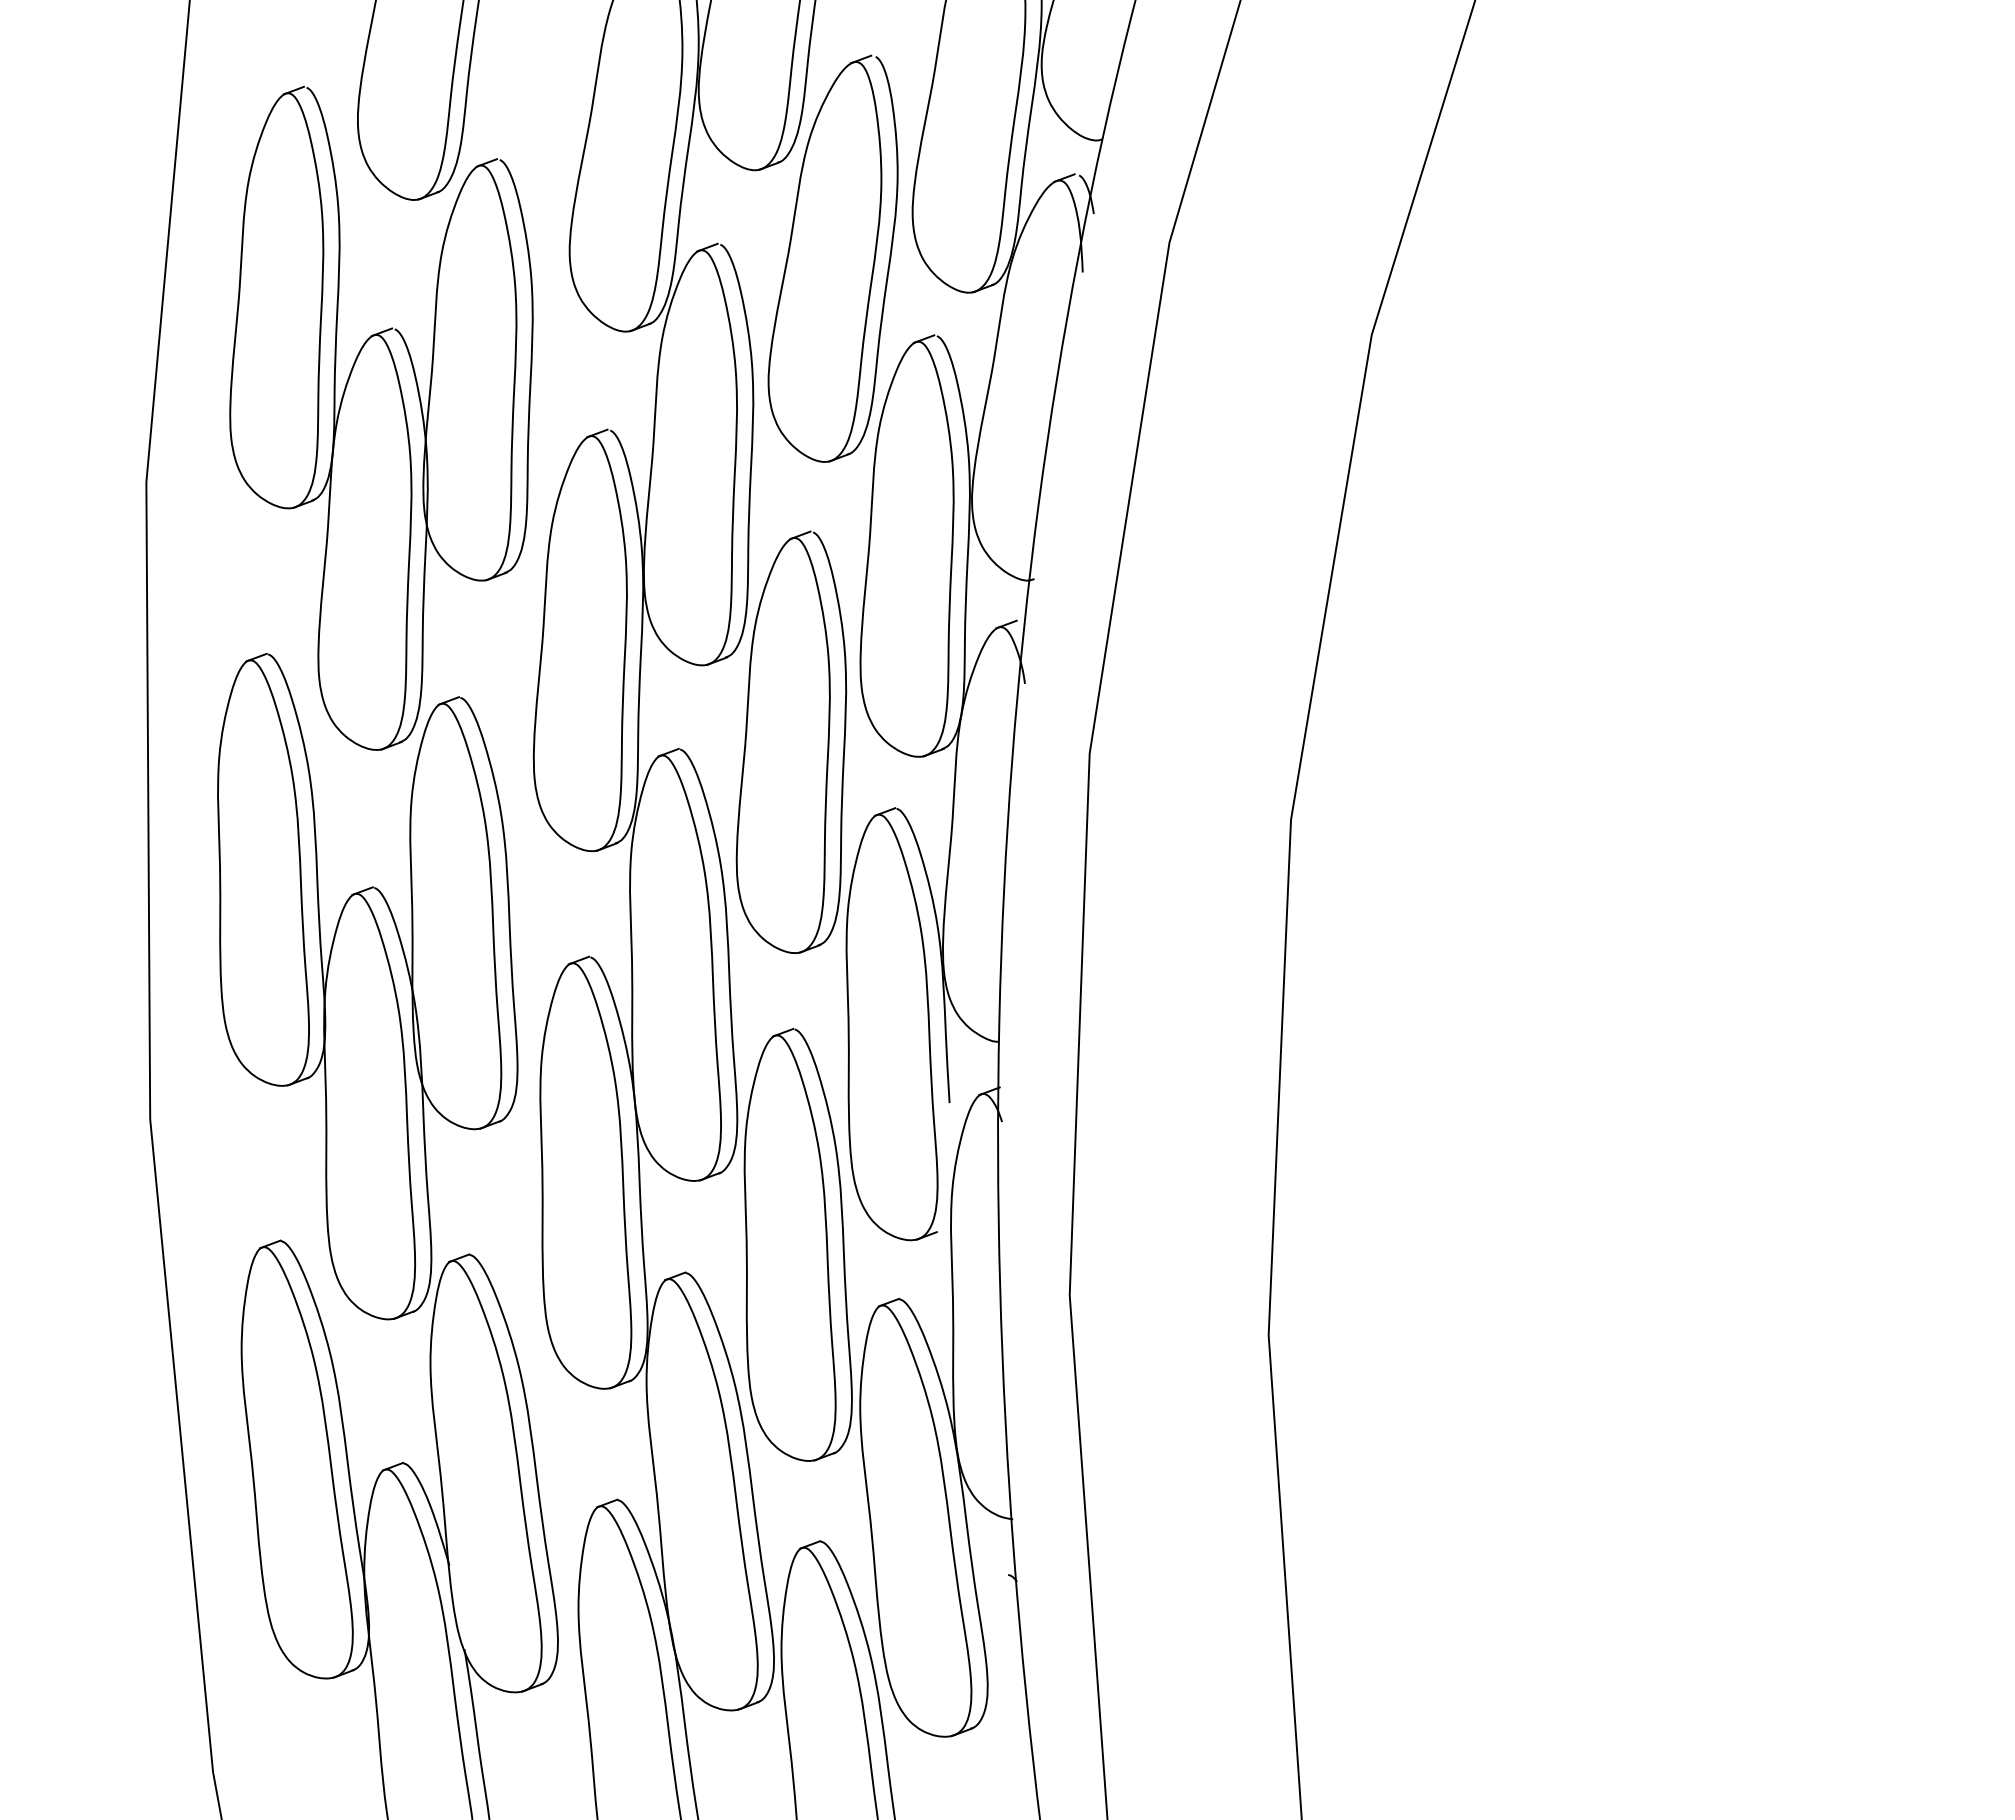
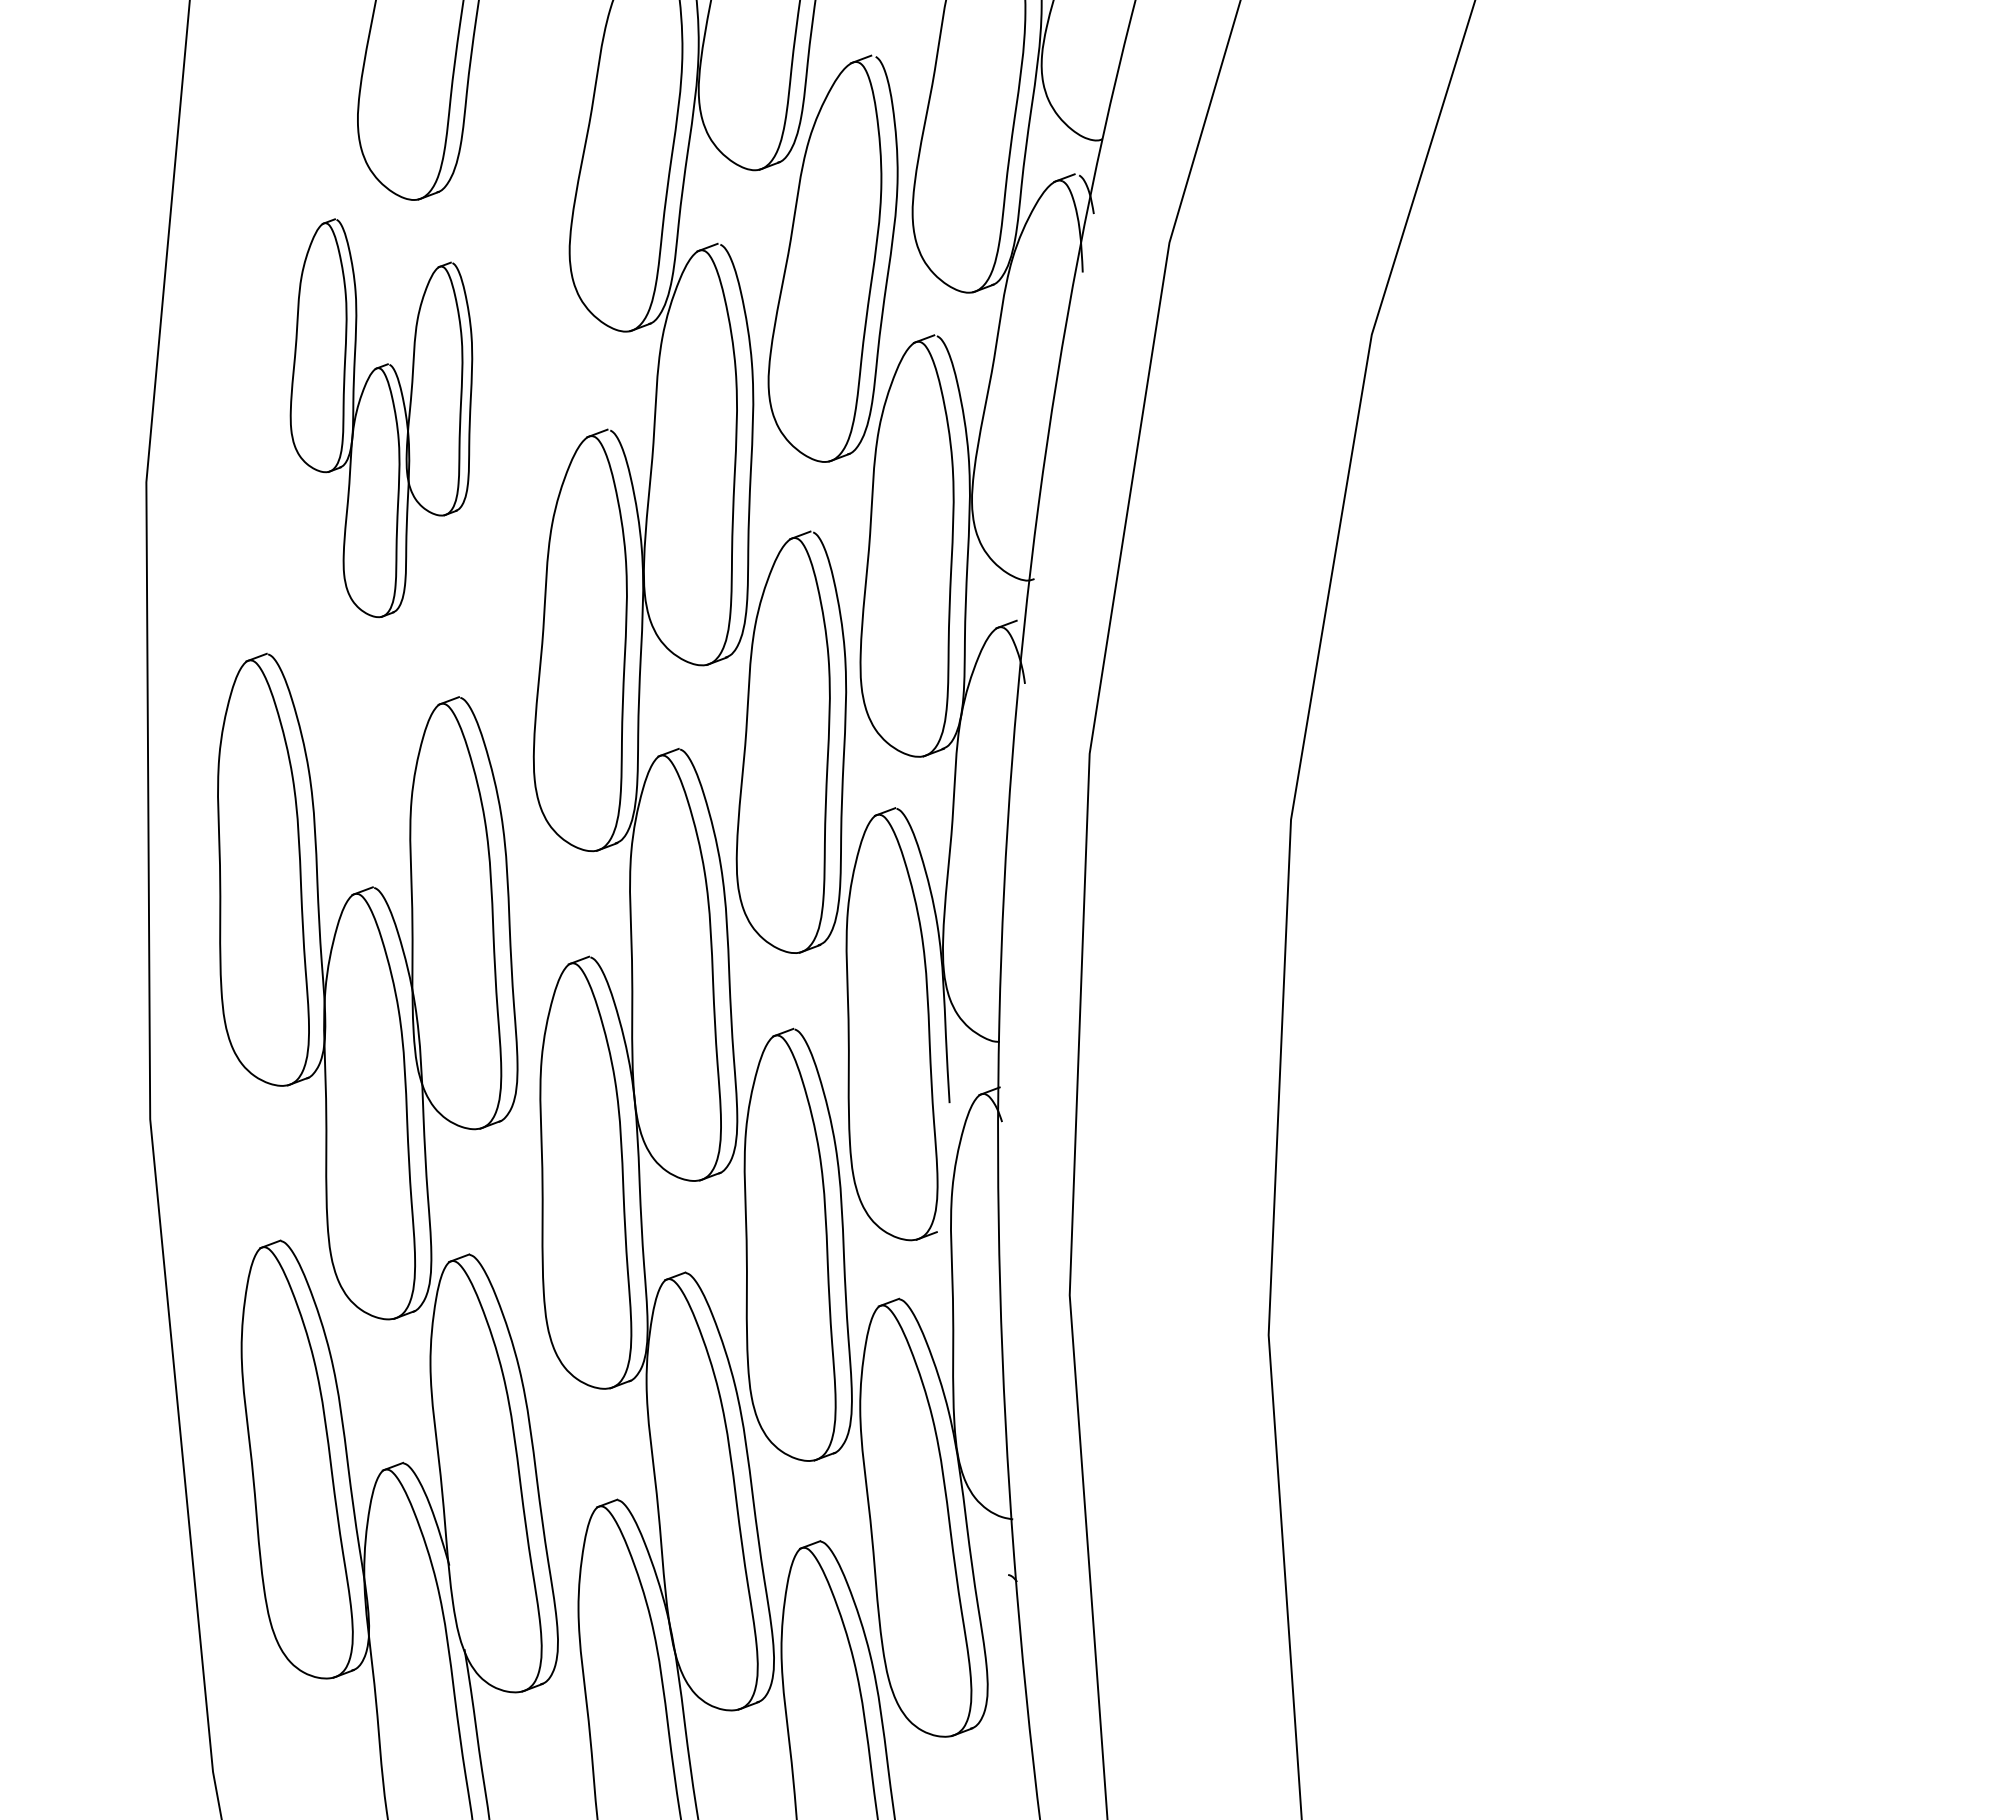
part size: 305x666 px -> 185x401 px (381, 418)
